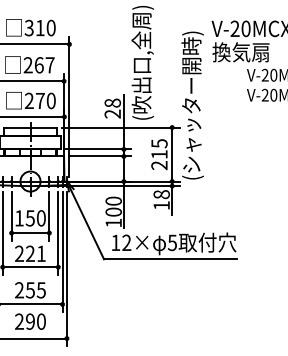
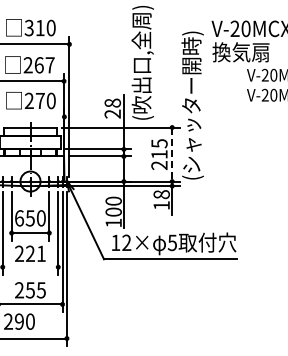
line: present -> none (32, 116)
line: solid -> dashed (172, 154)
text: 150 -> 650 (19, 218)
line: present -> none (30, 267)
text position: (30, 321) -> (19, 321) (19, 321)
